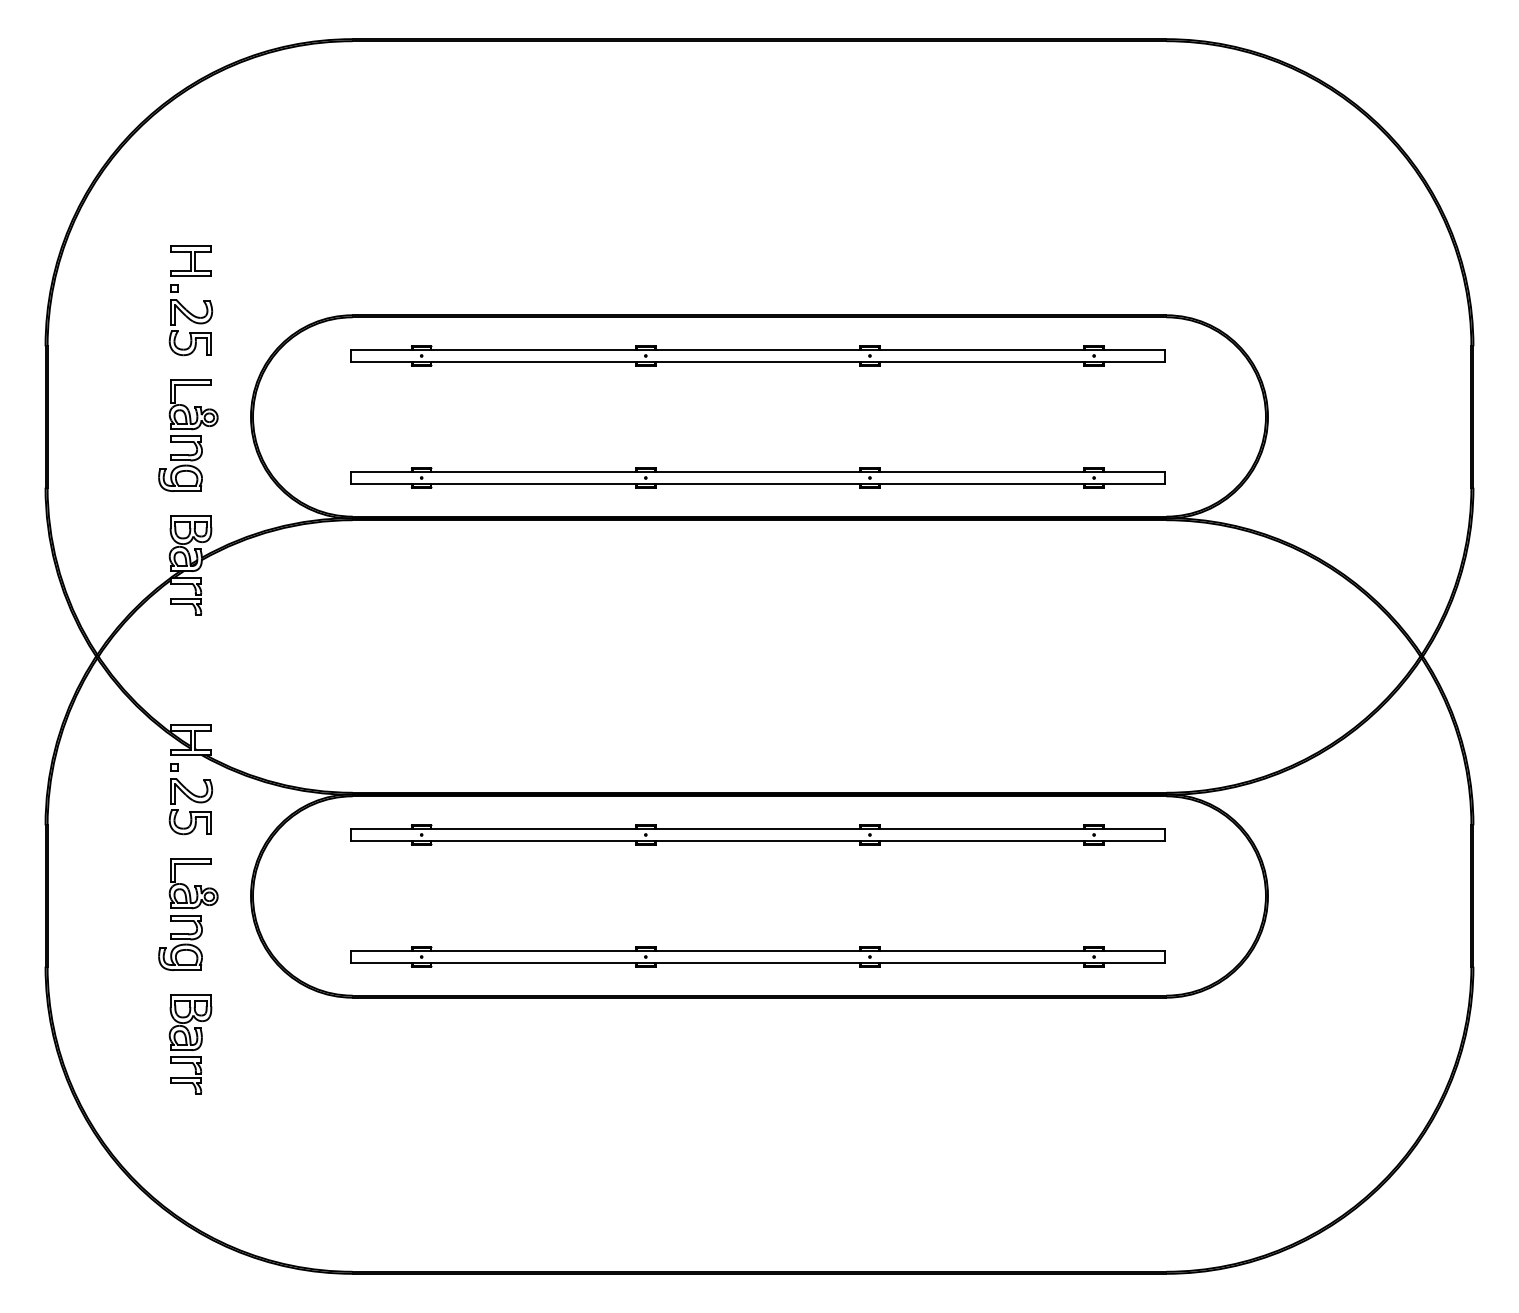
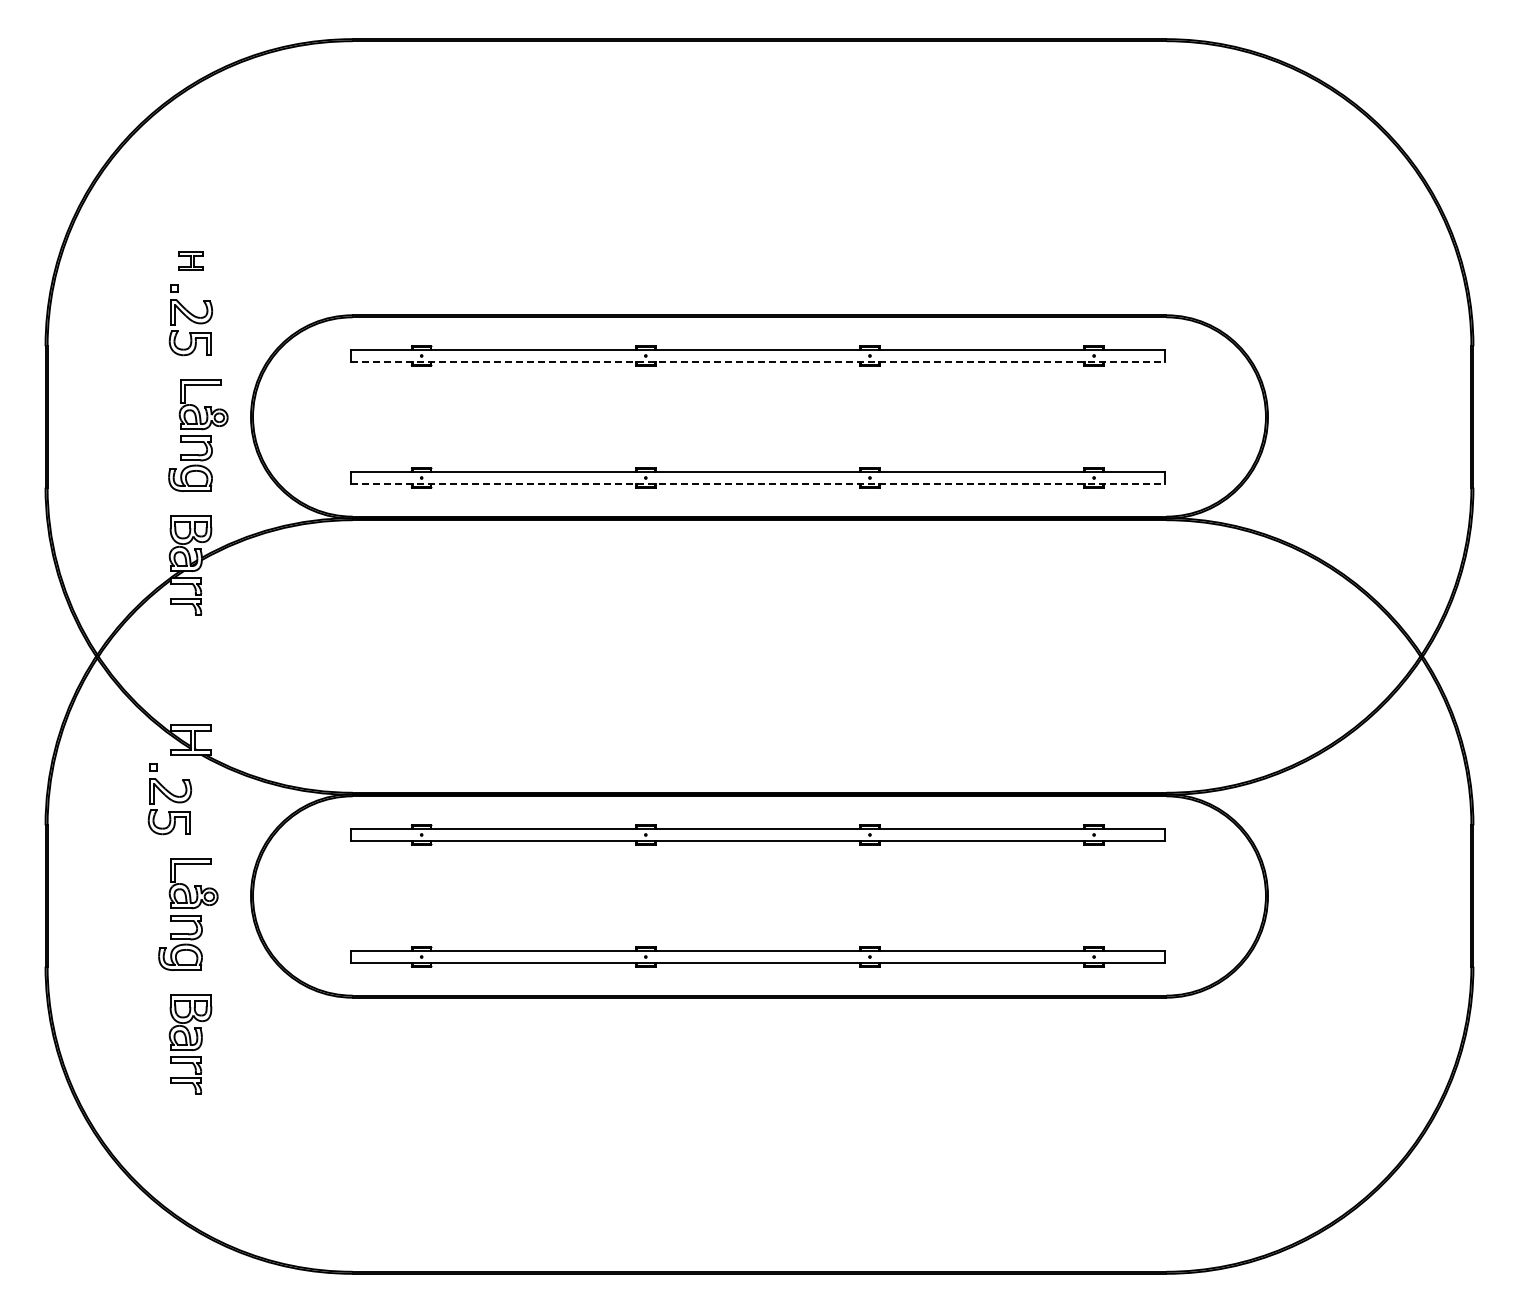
part size: 42x32 px -> 26x20 px (190, 260)
line: solid -> dashed (757, 361)
part position: (188, 435) -> (198, 435) (198, 435)
line: solid -> dashed (757, 483)
part position: (190, 799) -> (169, 799) (169, 799)
